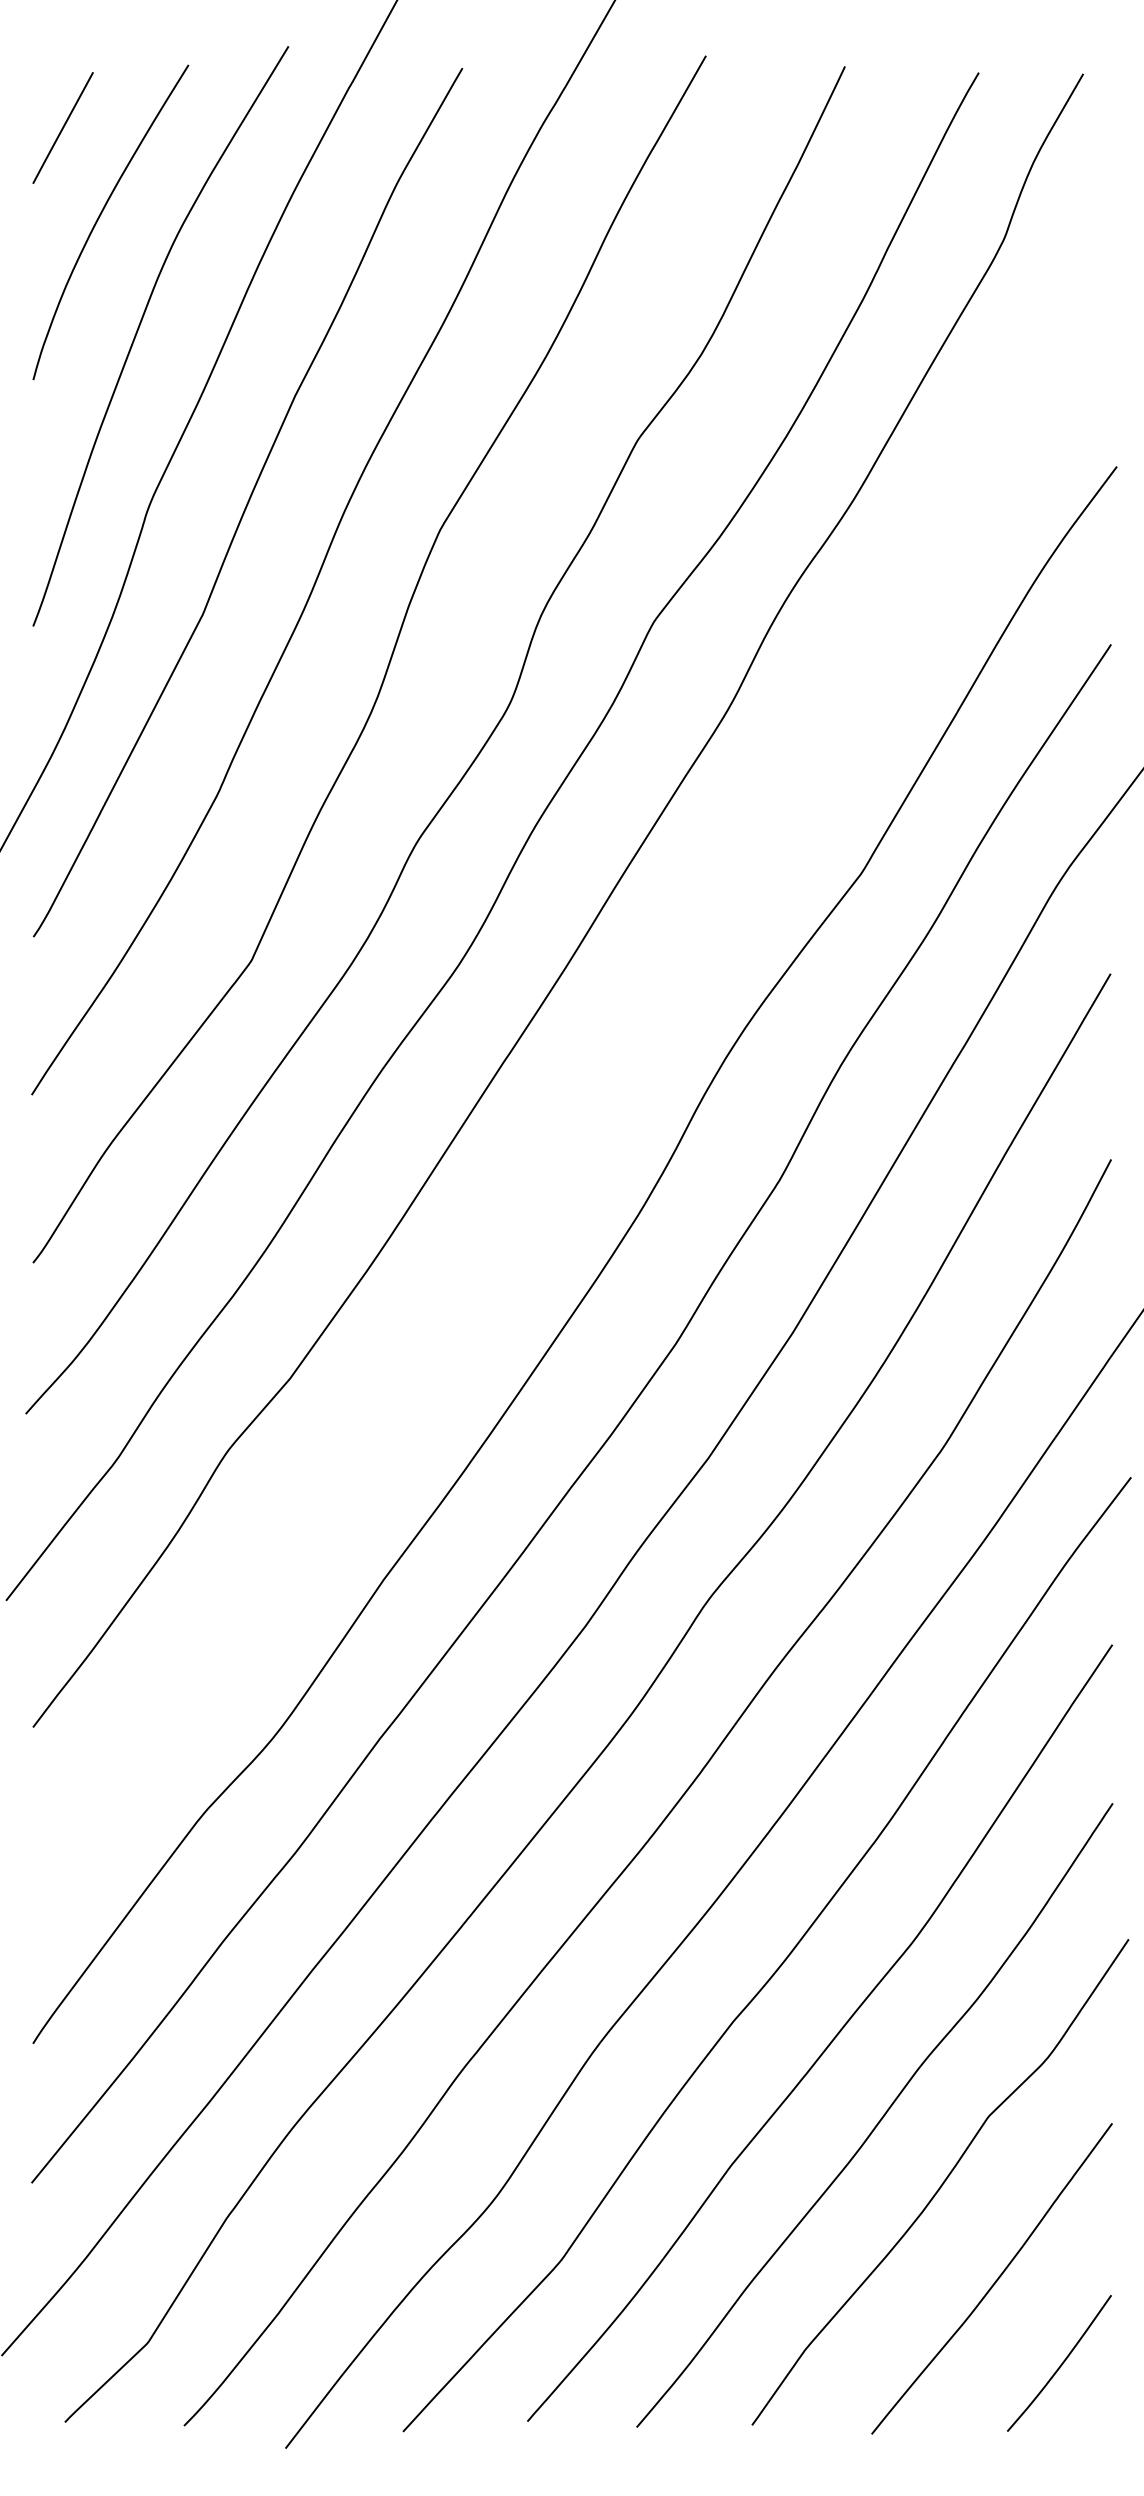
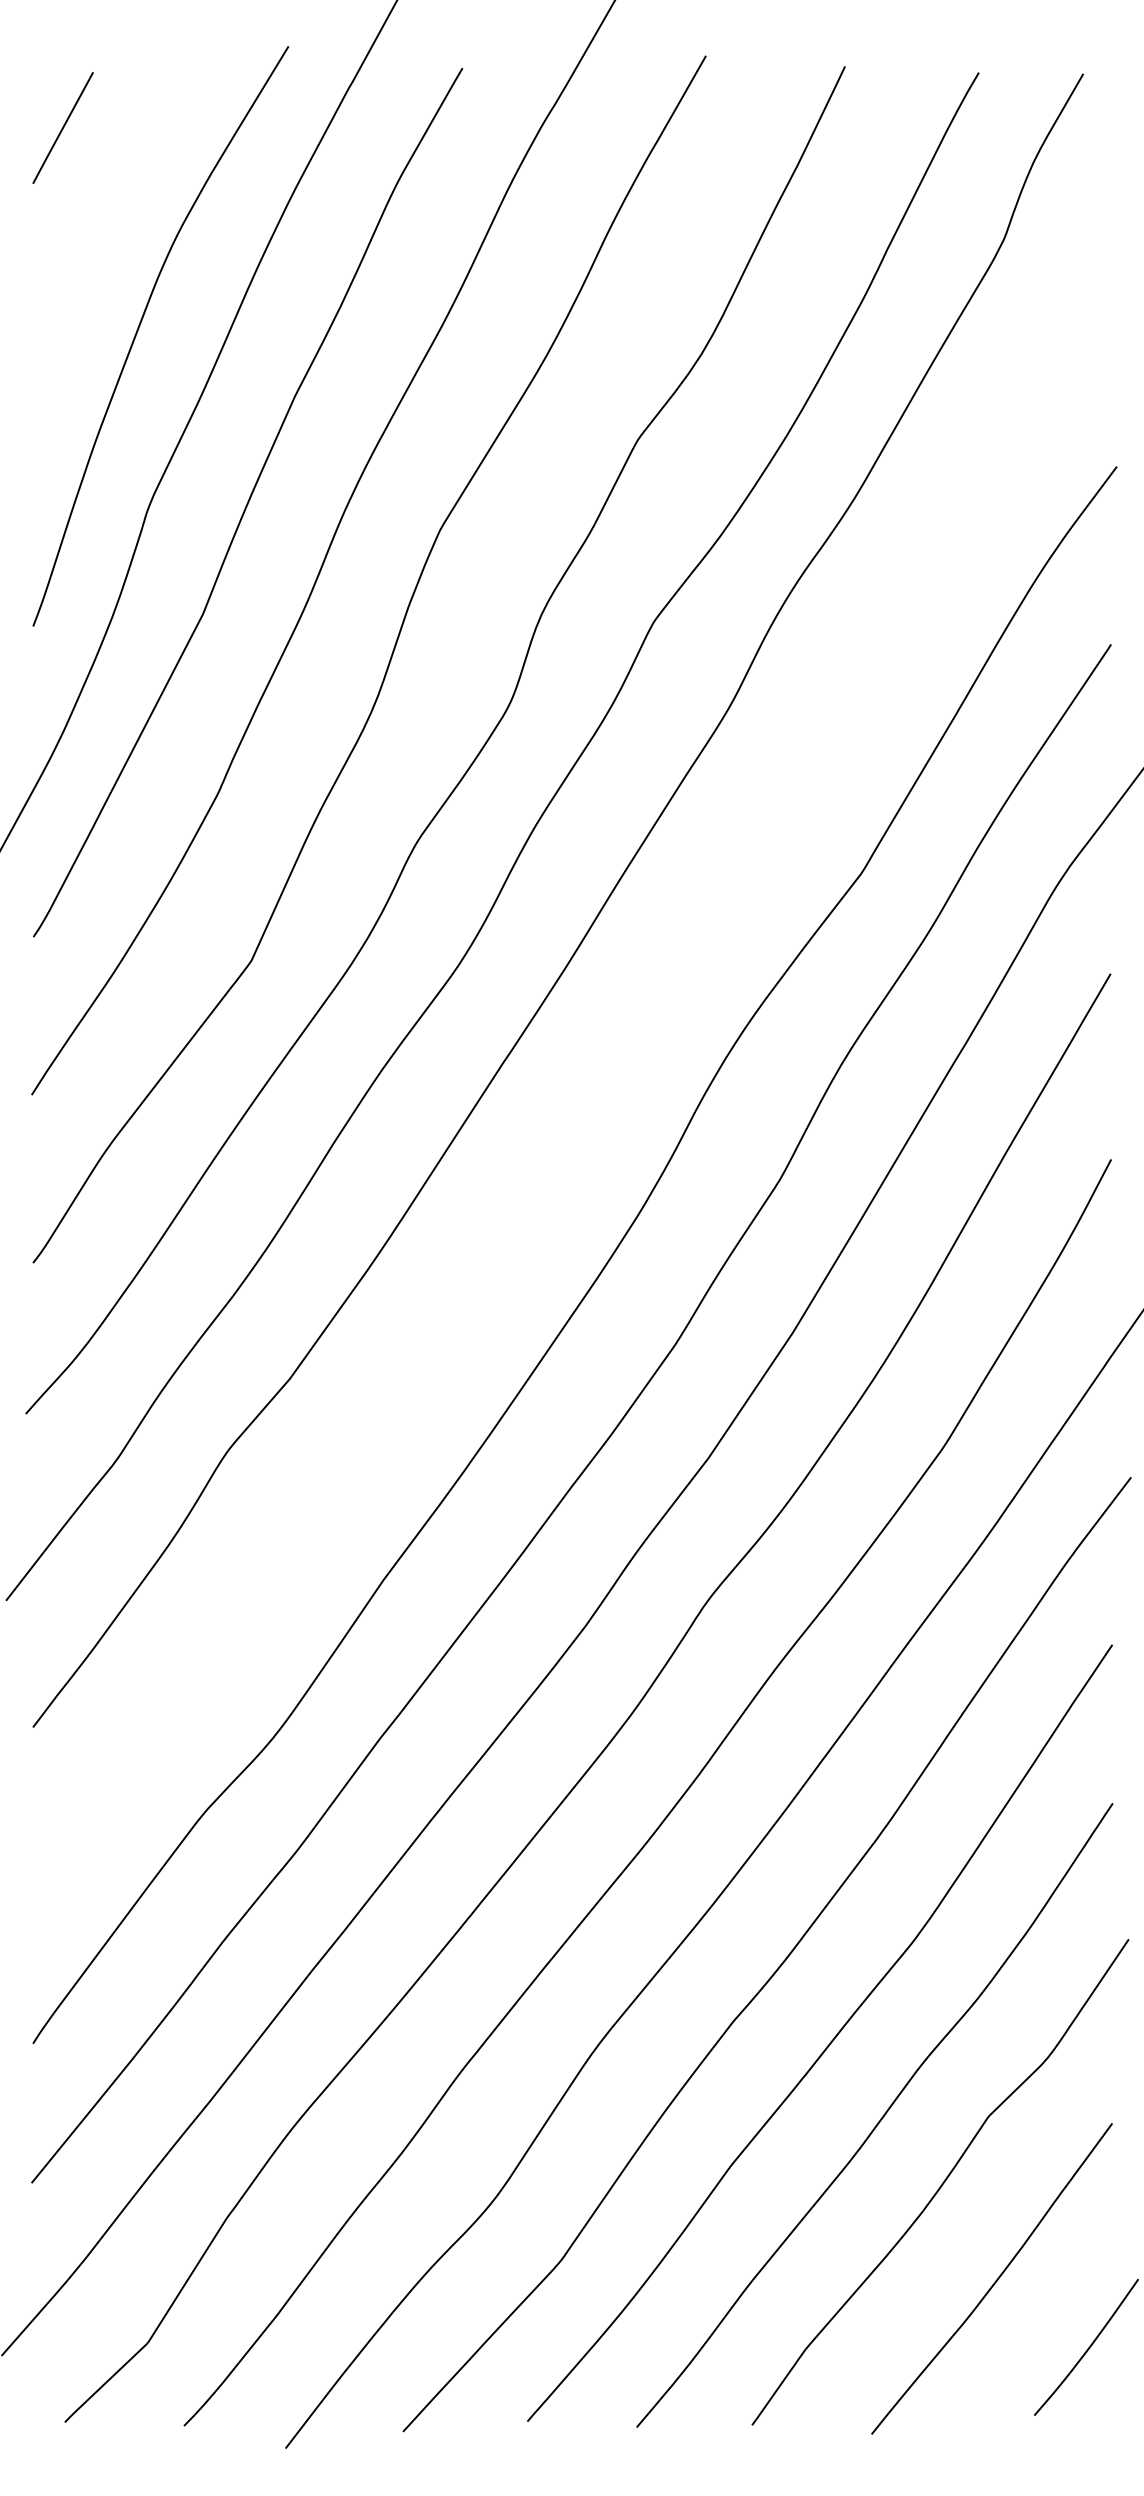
curve: present -> none (100, 216)
curve position: (1060, 2364) -> (1087, 2348) (1087, 2348)
